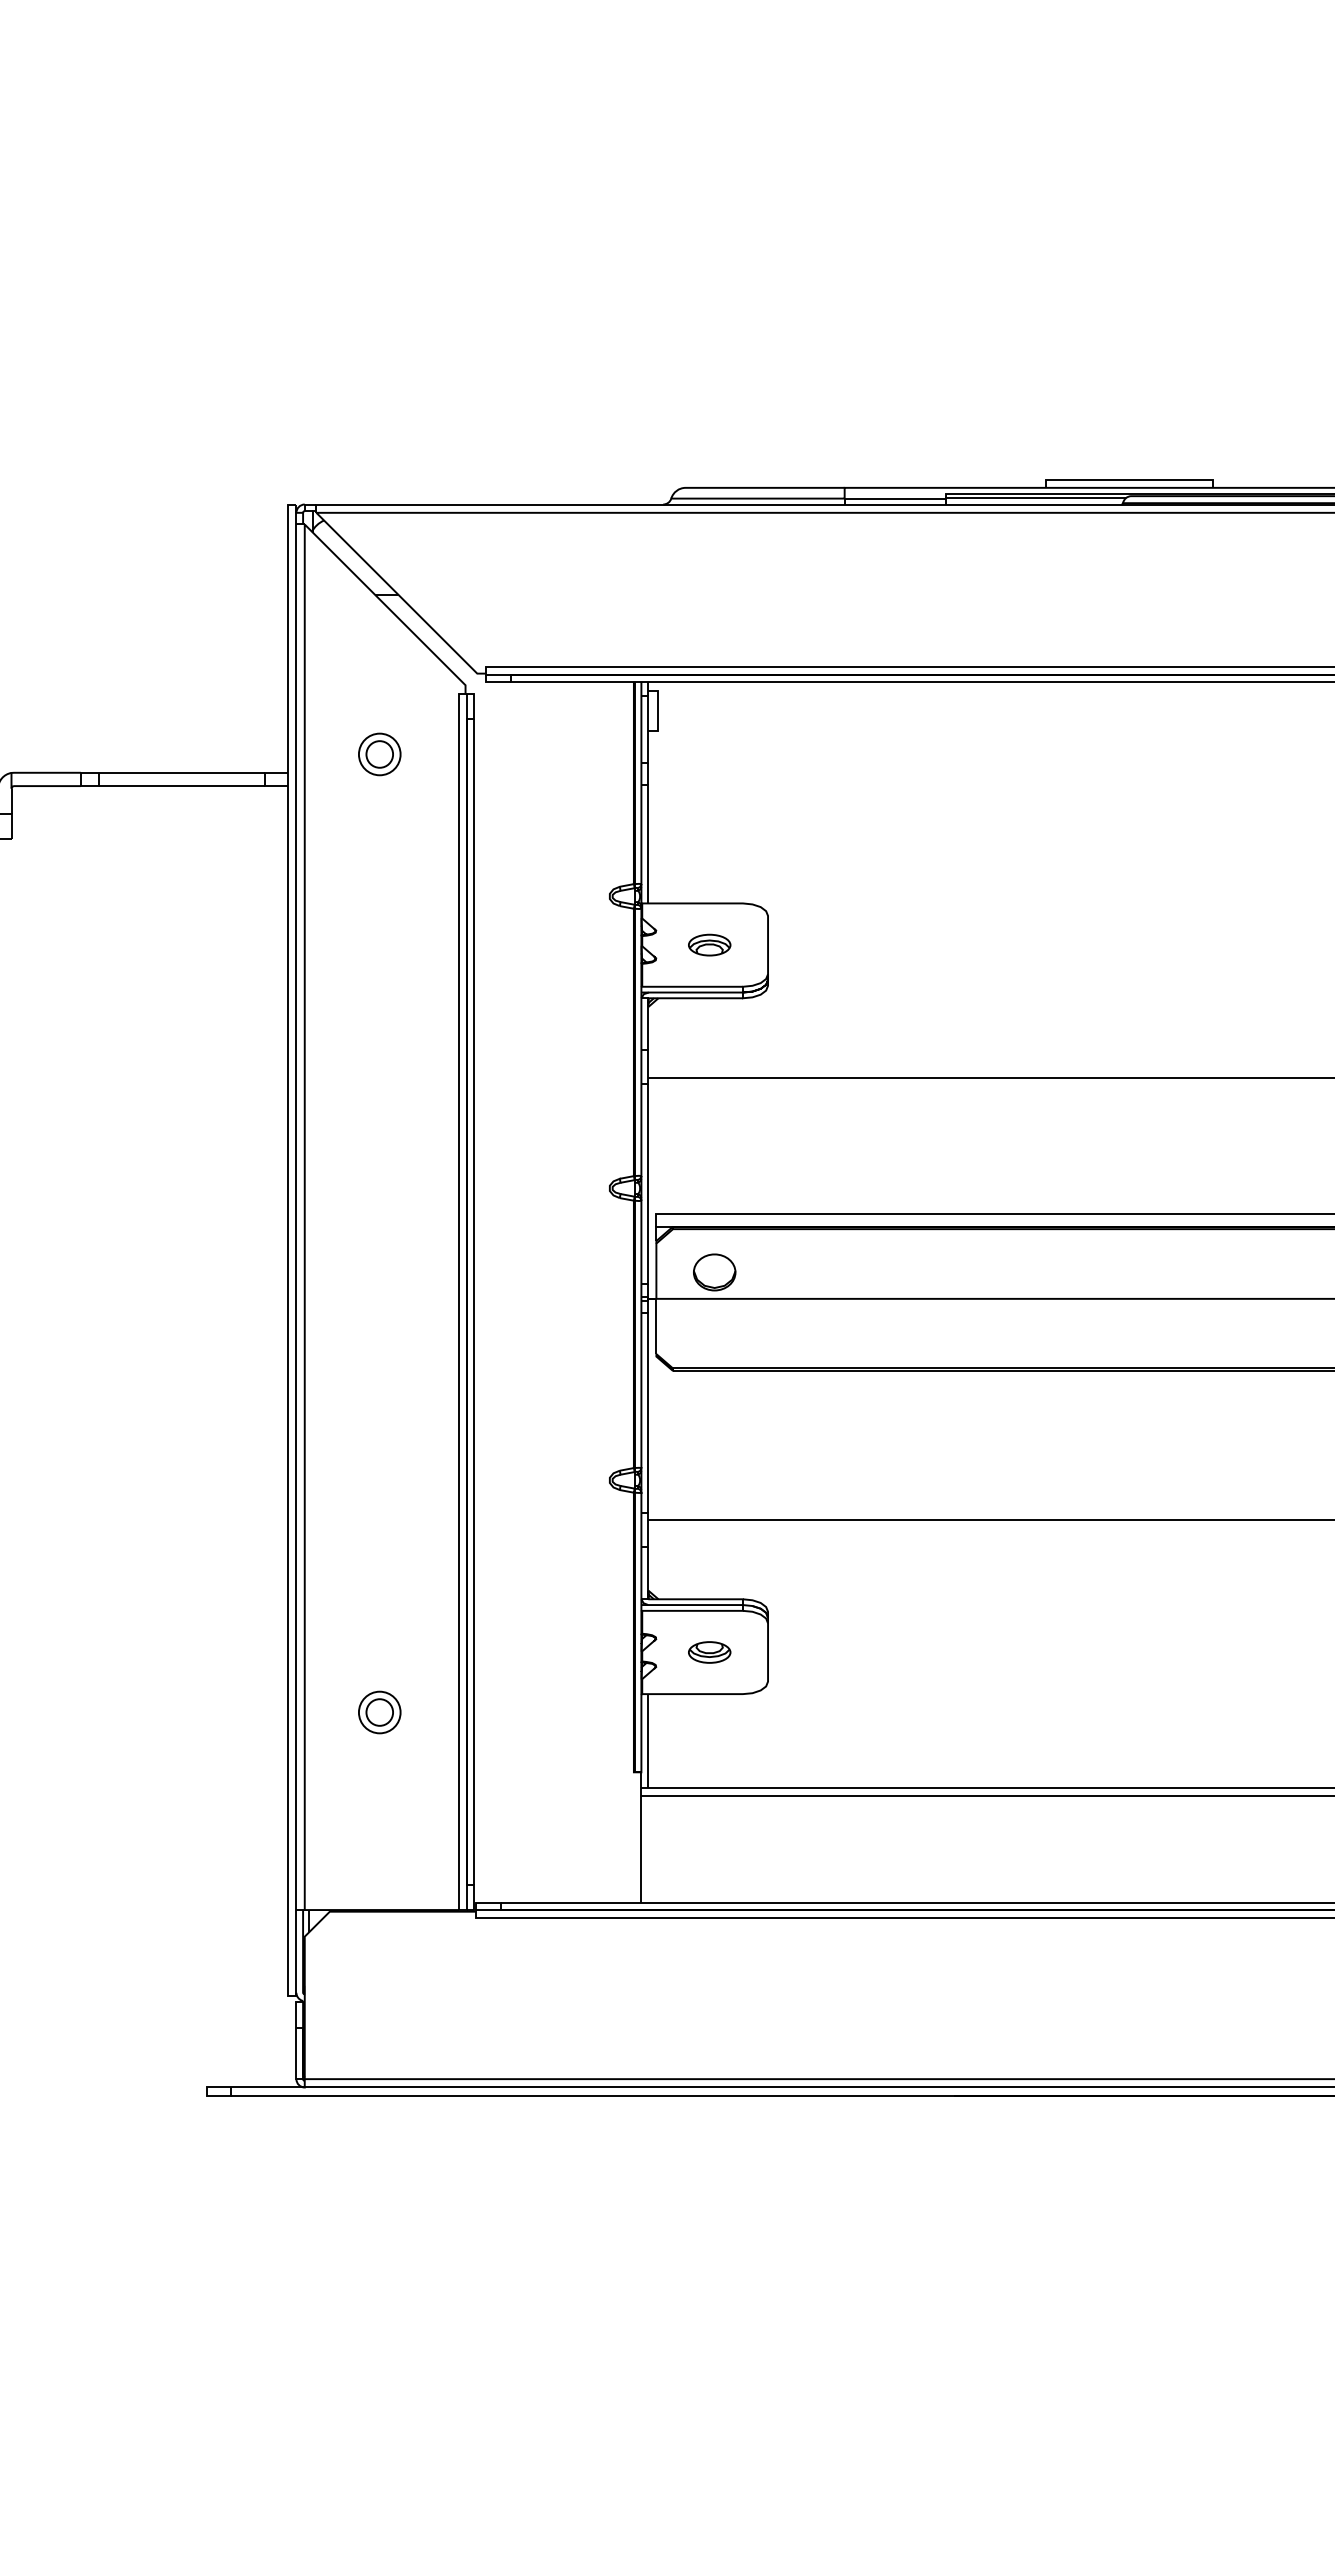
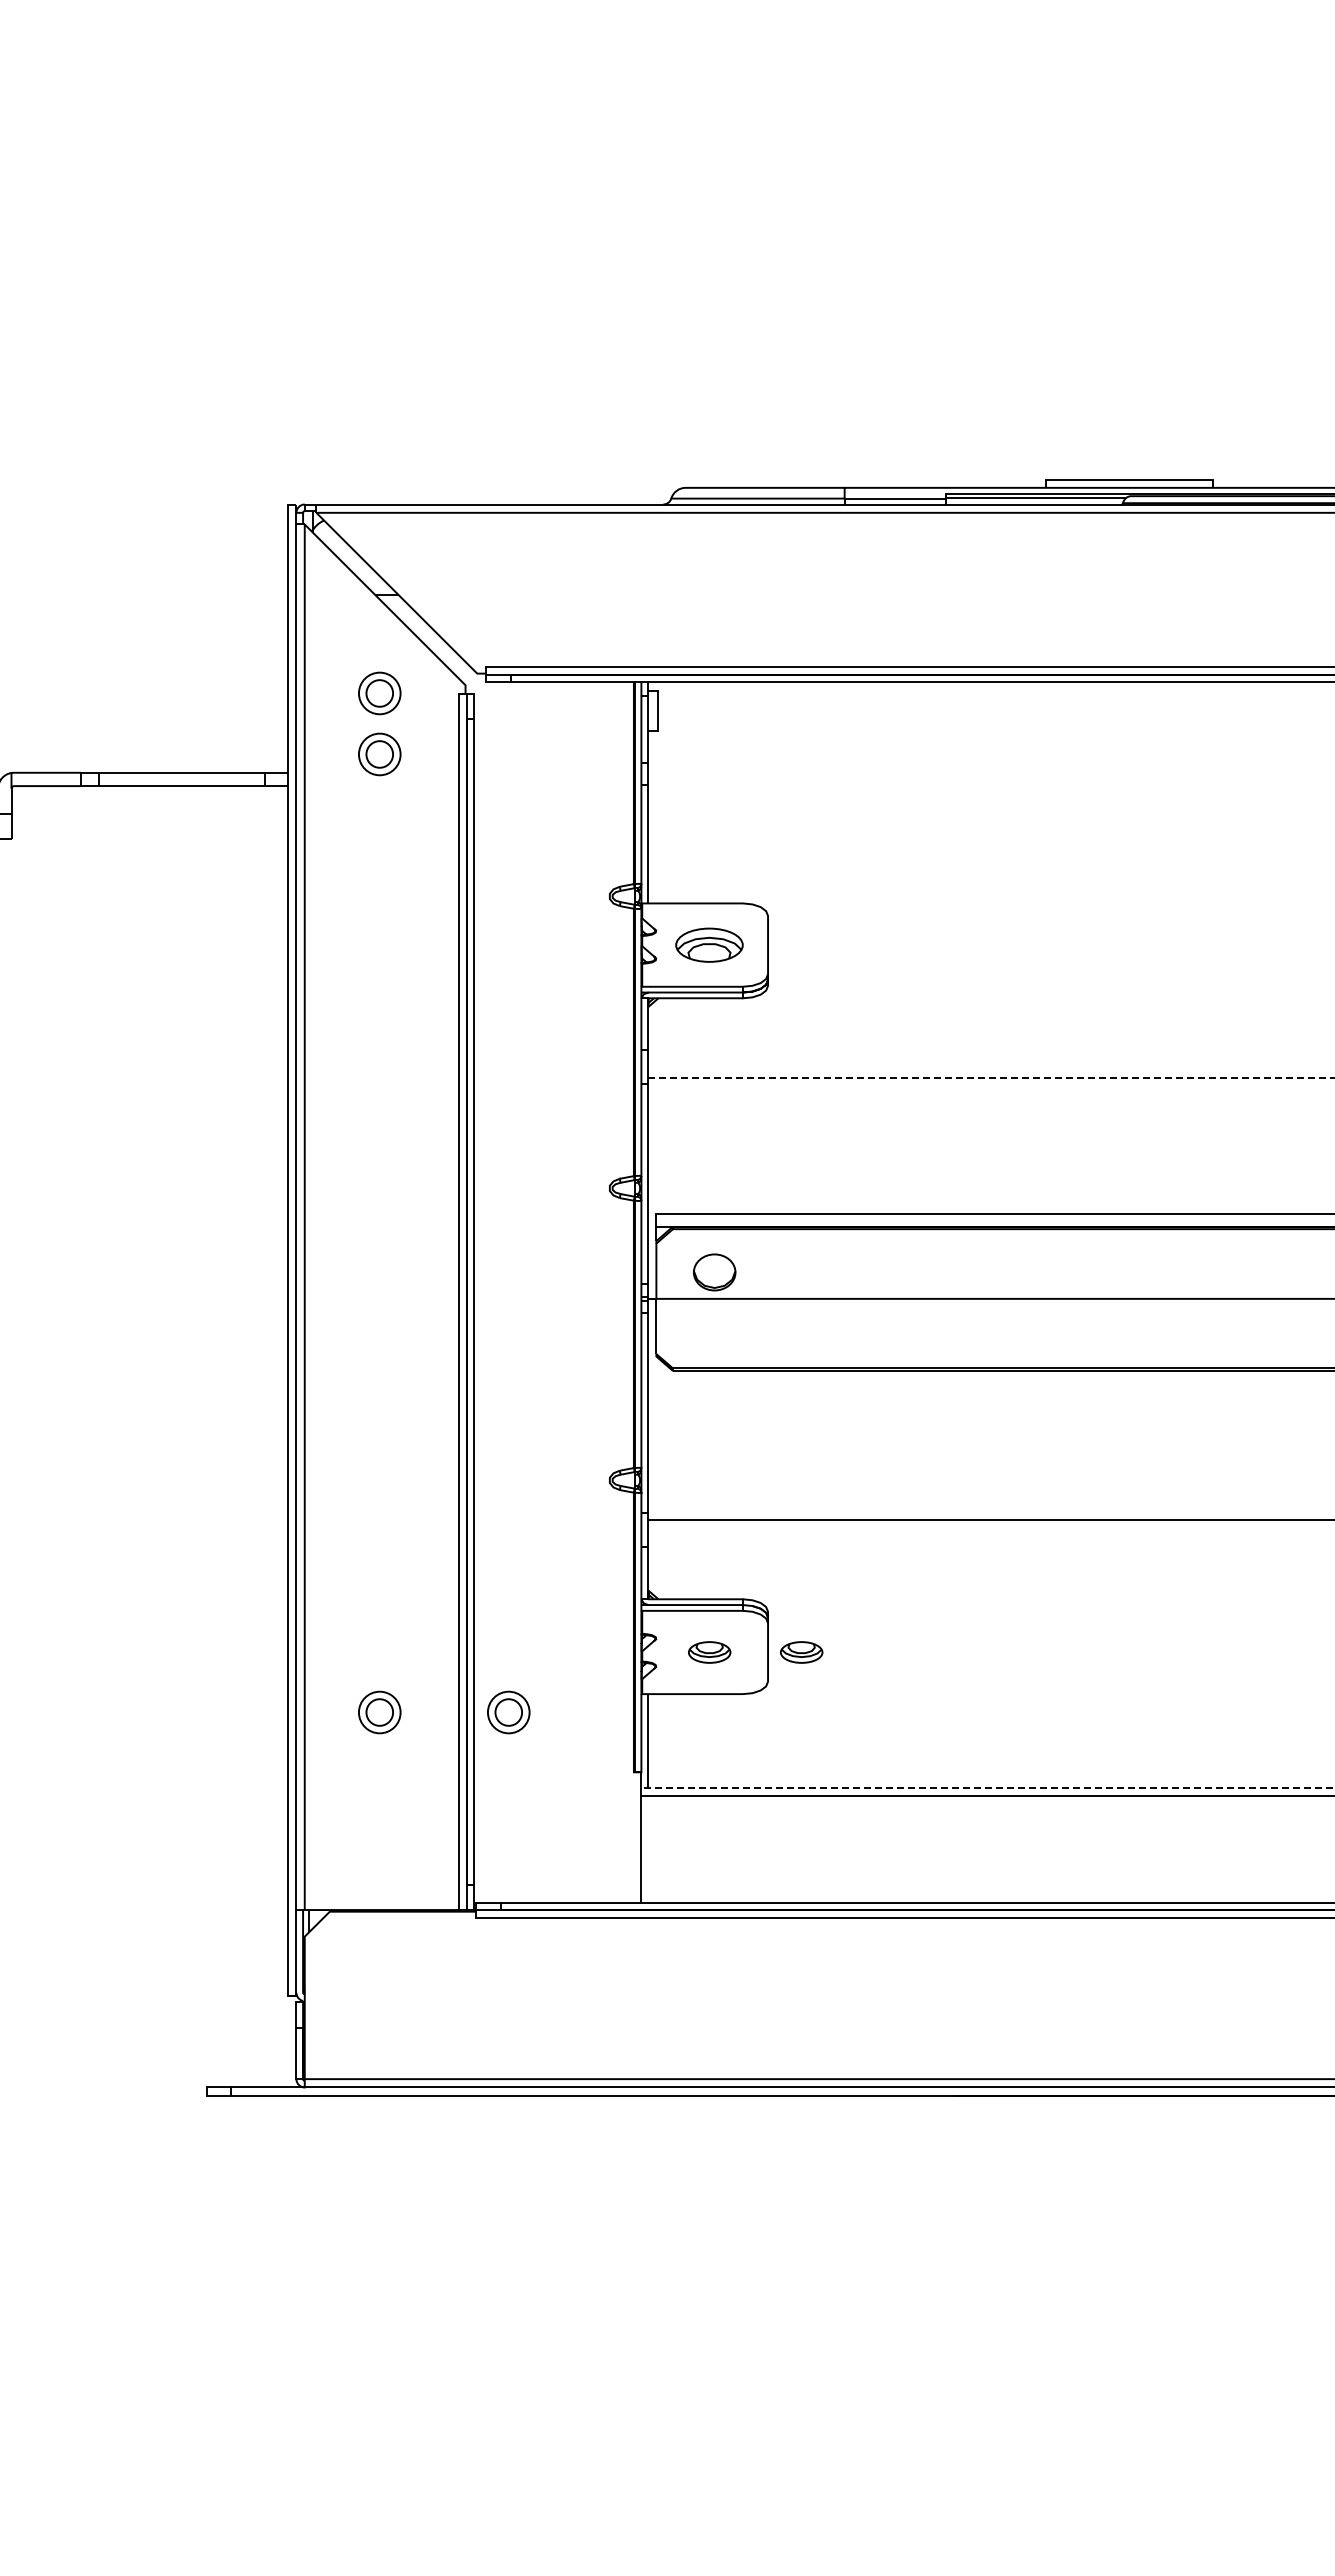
part: none -> present (379, 693)
part size: 44x24 px -> 69x36 px (709, 944)
line: solid -> dashed (991, 1077)
part: none -> present (801, 1652)
part: none -> present (508, 1712)
line: solid -> dashed (987, 1787)
